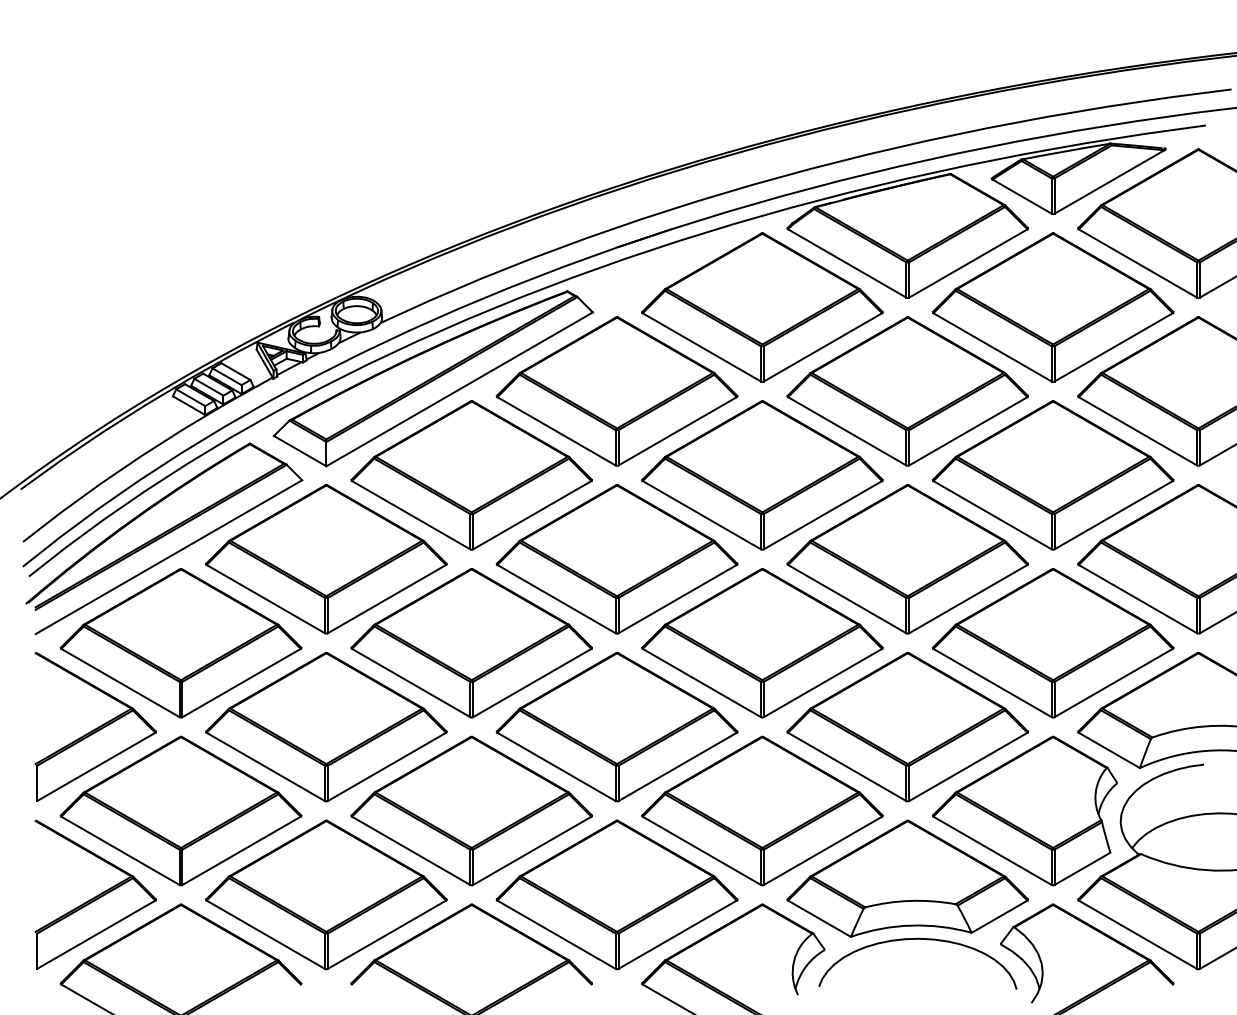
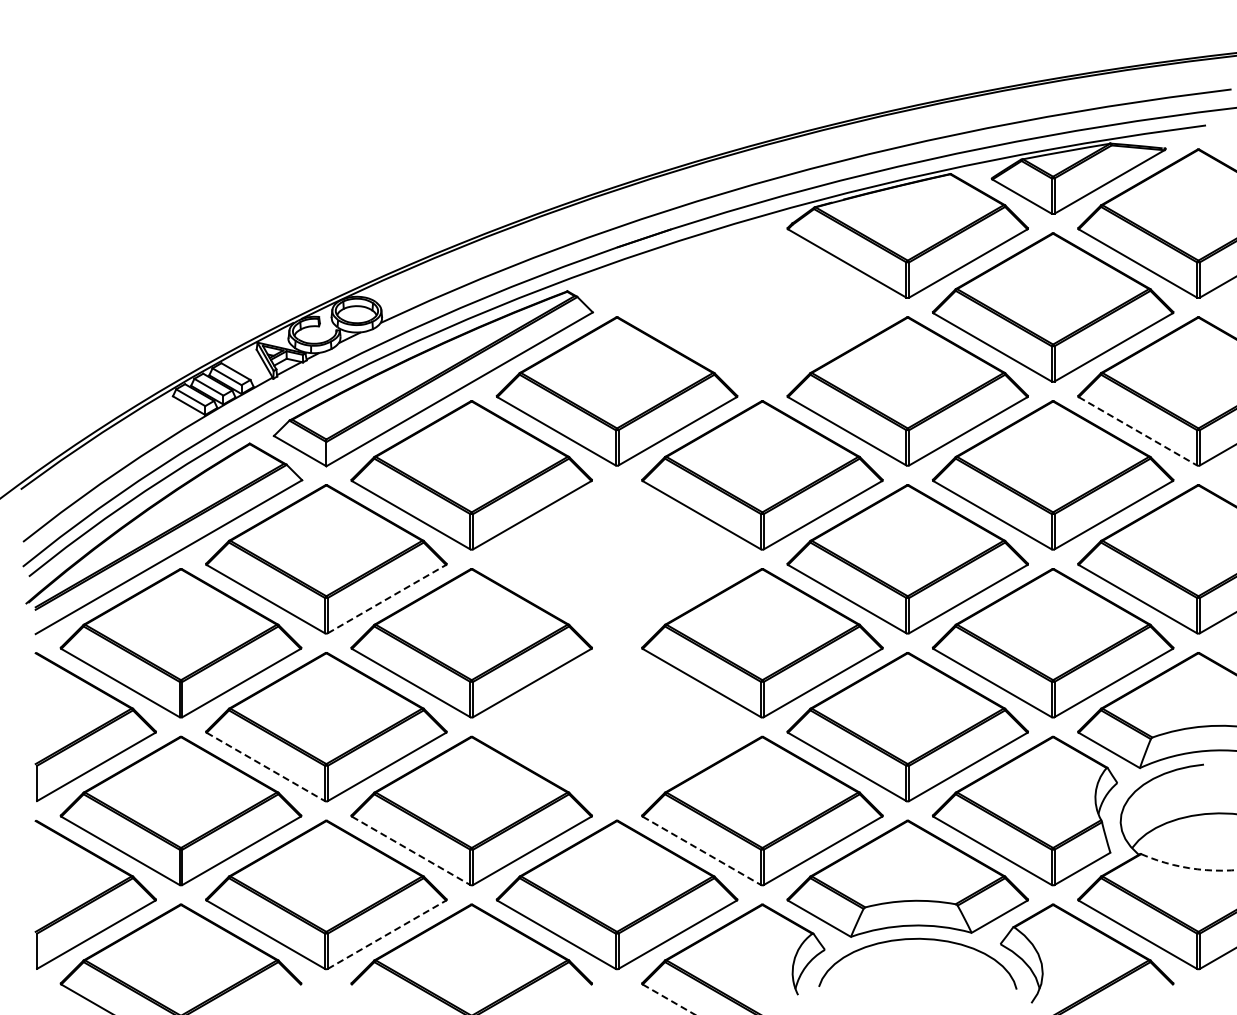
part: present -> none (762, 307)
line: solid -> dashed (1138, 431)
part: present -> none (616, 559)
line: solid -> dashed (387, 598)
part: present -> none (616, 727)
line: solid -> dashed (266, 767)
line: solid -> dashed (411, 851)
line: solid -> dashed (702, 851)
arc: solid -> dashed (1188, 868)
line: solid -> dashed (387, 934)
line: solid -> dashed (669, 999)
